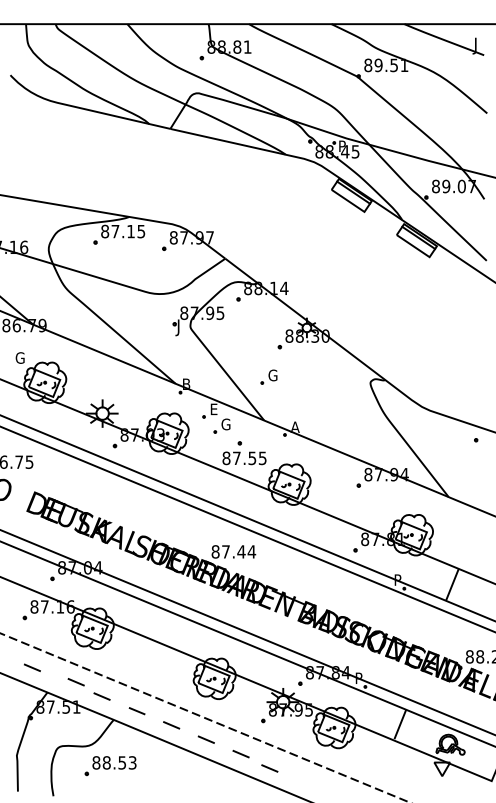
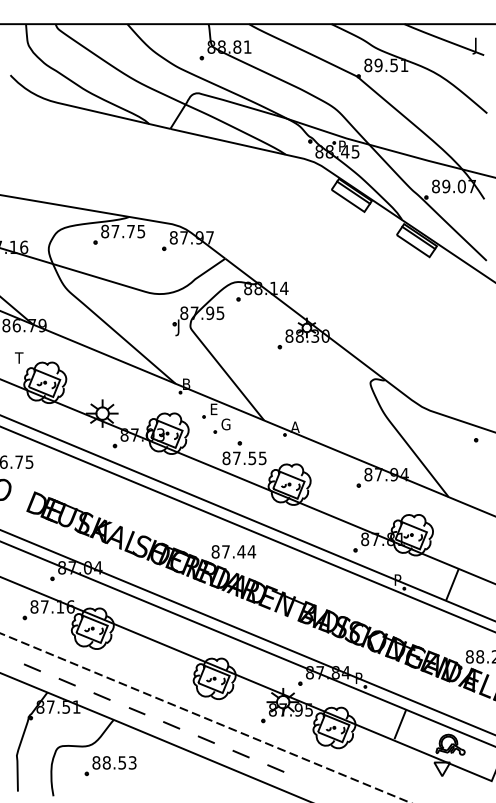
text: 87.15 -> 87.75 (130, 231)
text: G -> T (19, 357)
part: present -> none (268, 376)
line position: (75, 682) -> (66, 682) (66, 682)
line position: (269, 768) -> (275, 768) (275, 768)
